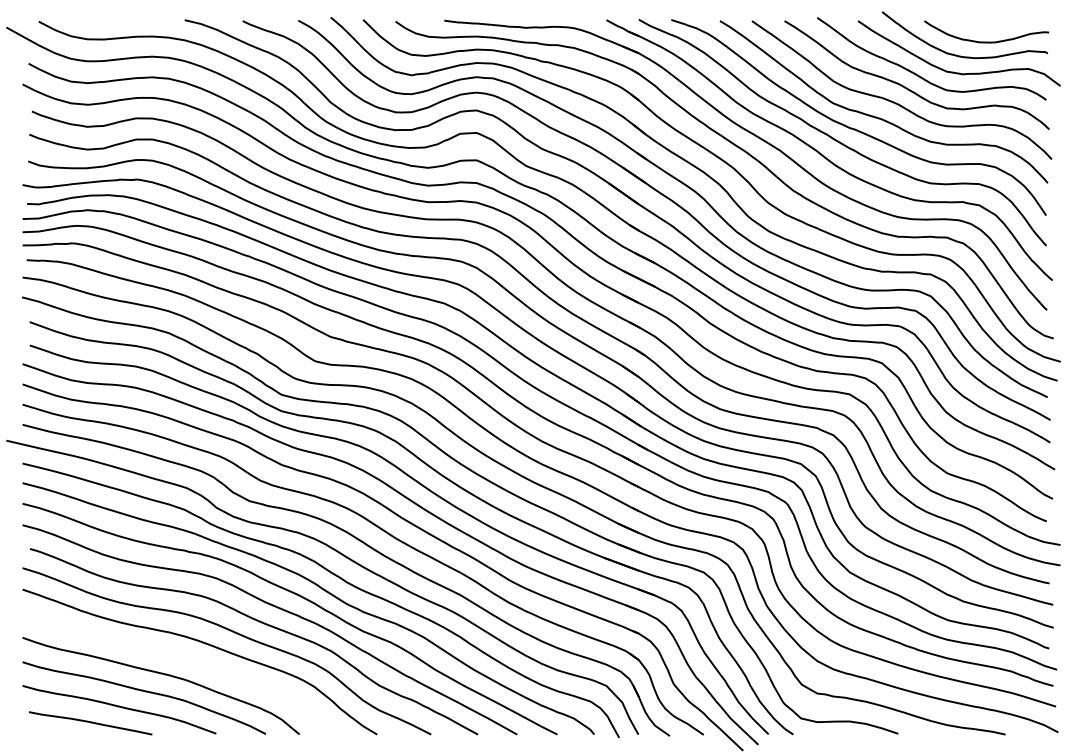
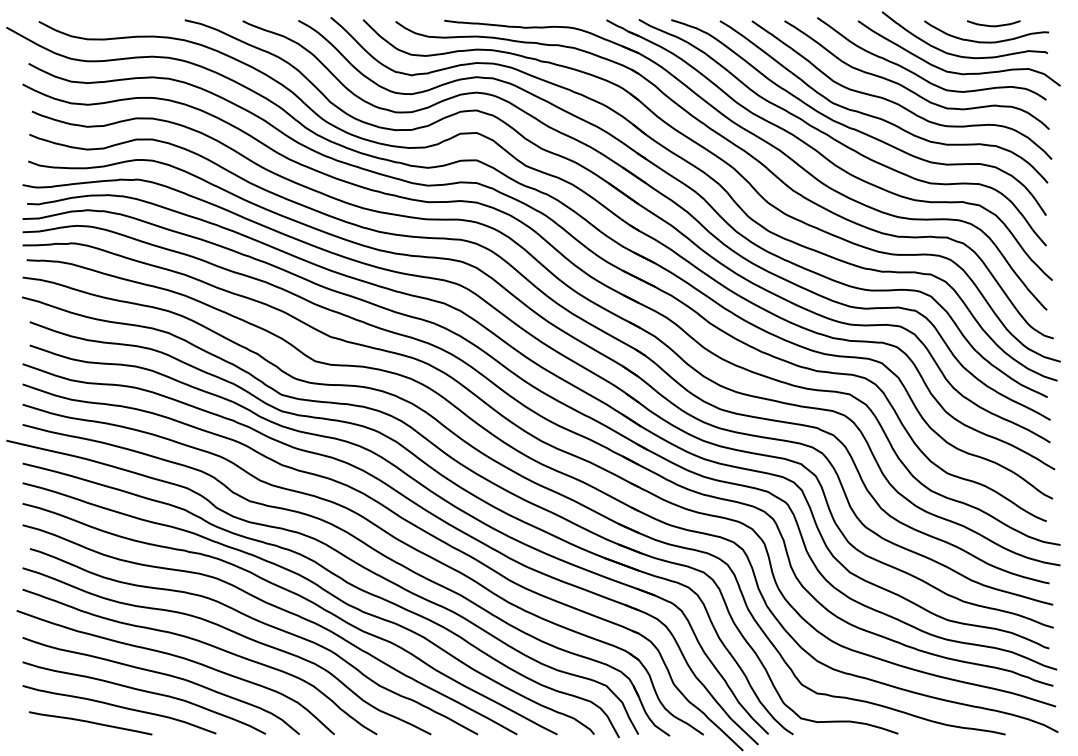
curve: none -> present (993, 25)
curve: none -> present (180, 658)
